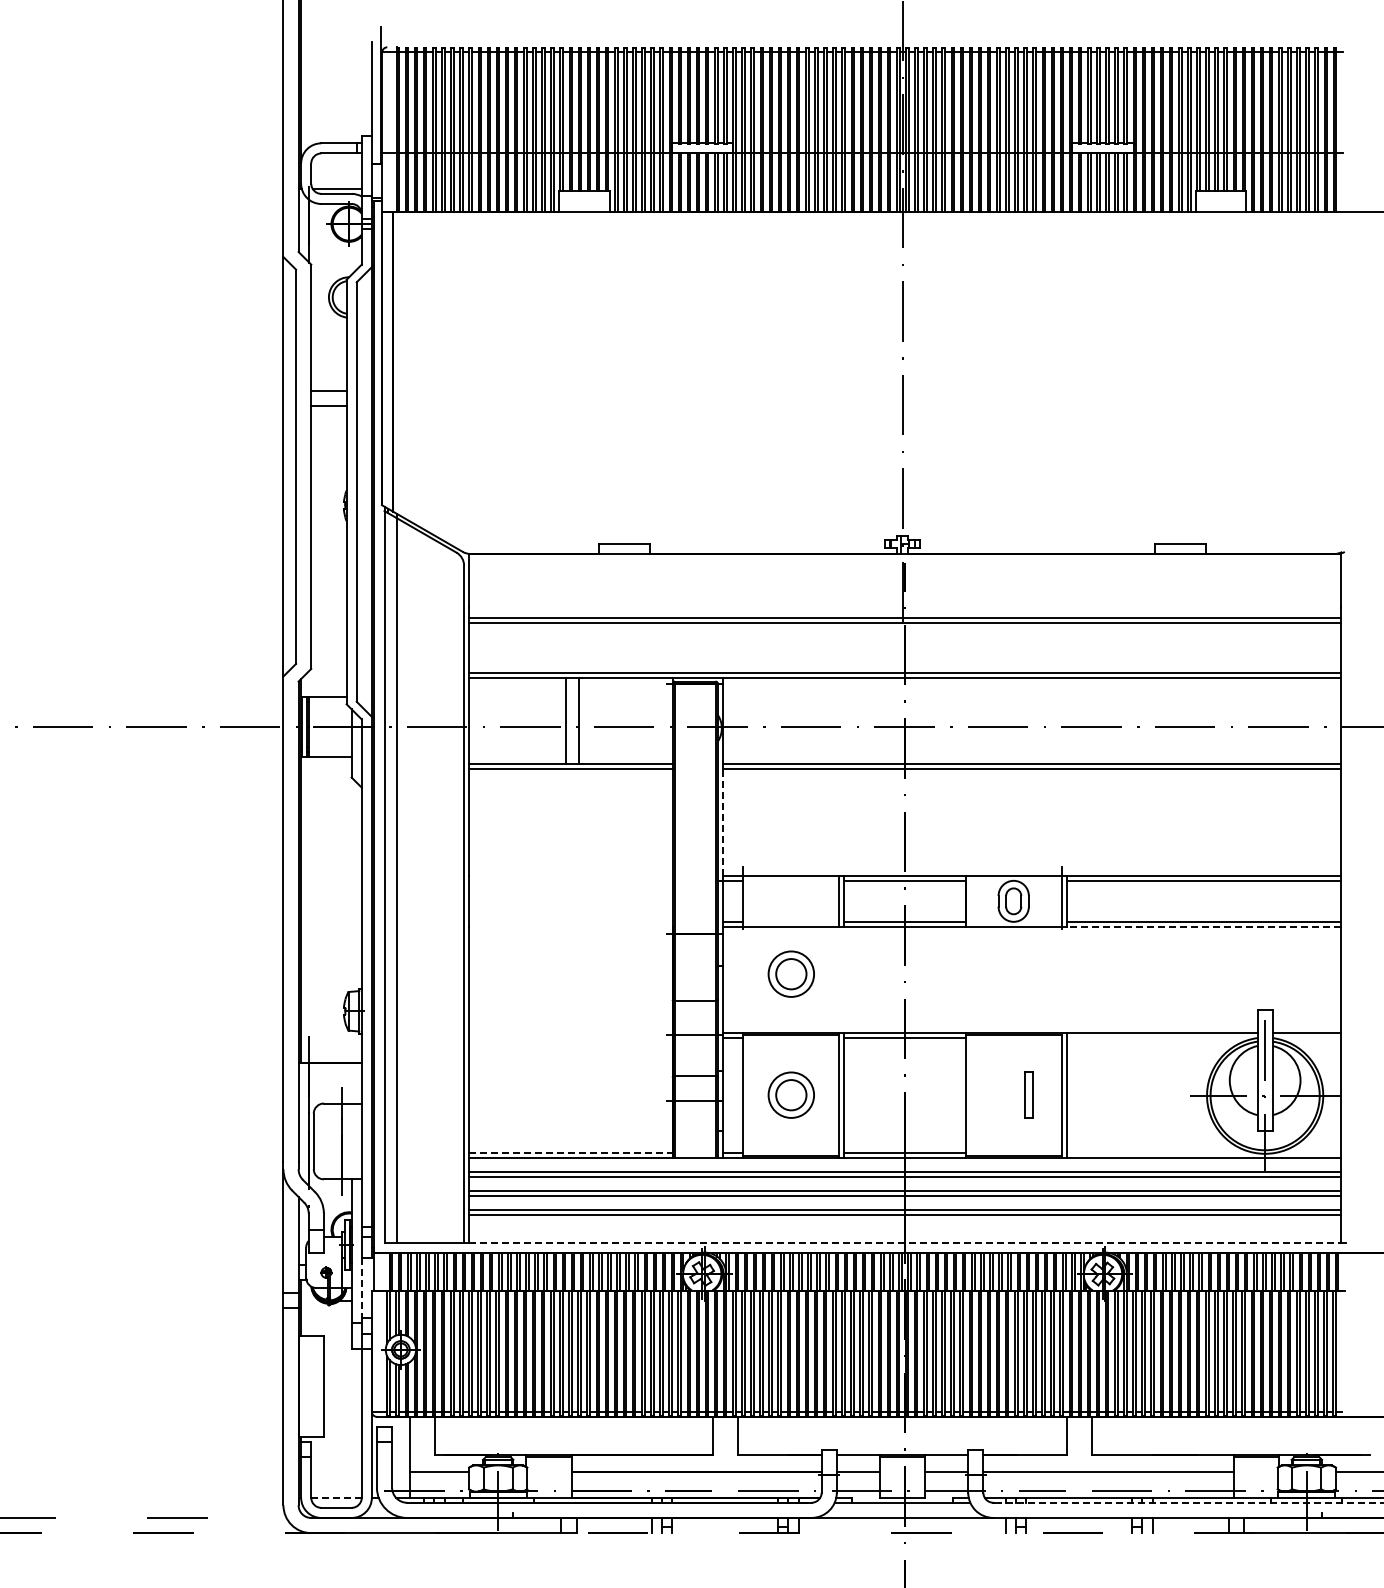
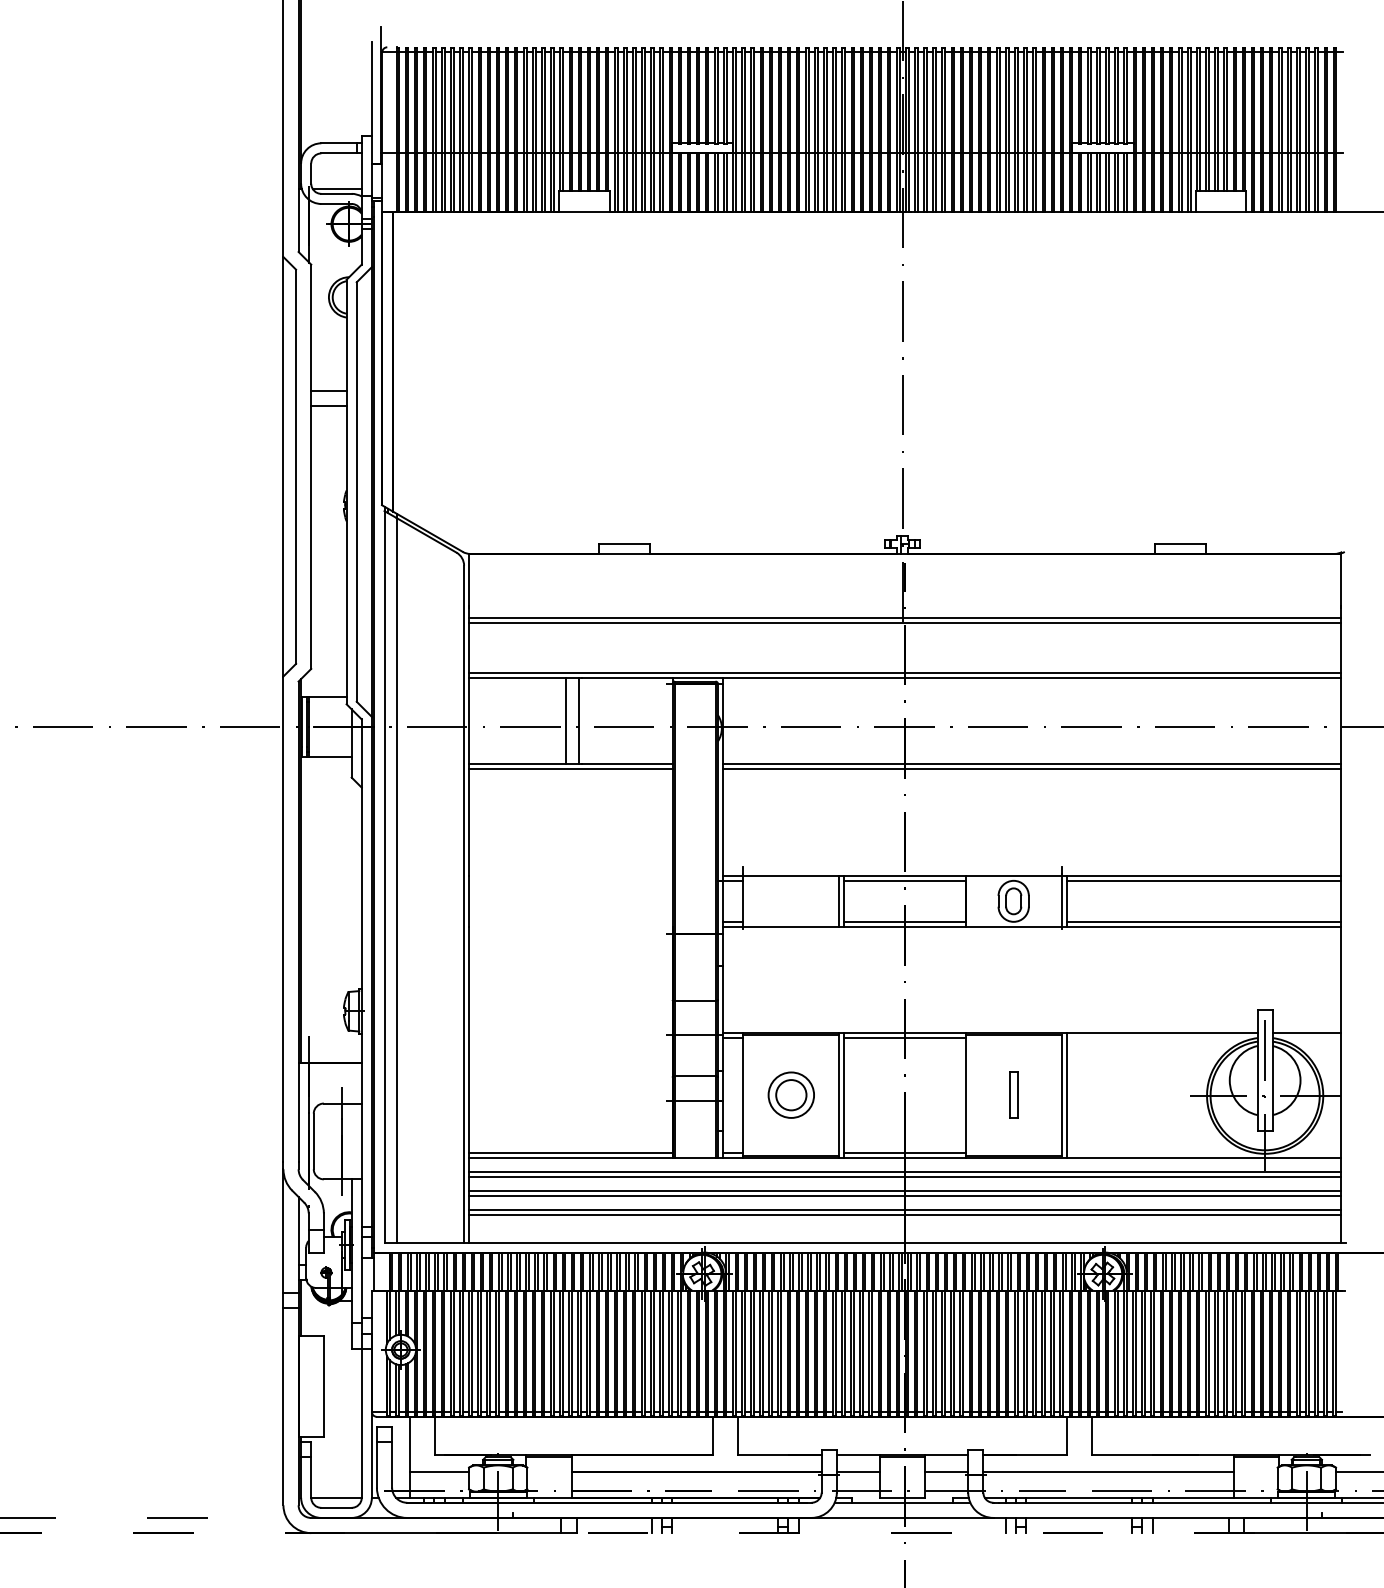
line: dashed -> solid (723, 822)
line: dashed -> solid (1203, 926)
part: present -> none (790, 973)
part position: (1028, 1094) -> (1013, 1094) (1013, 1094)
line: dashed -> solid (570, 1152)
line: dashed -> solid (905, 1242)
line: dashed -> solid (361, 1288)
line: dashed -> solid (336, 1497)
line: dashed -> solid (1191, 1502)
